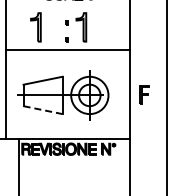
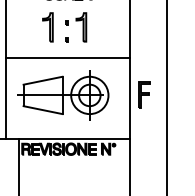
part position: (35, 27) -> (47, 27) (47, 27)
line position: (67, 49) -> (67, 57) (67, 57)
part size: 11x20 px -> 13x28 px (144, 94)
line: dashed -> solid (43, 110)
